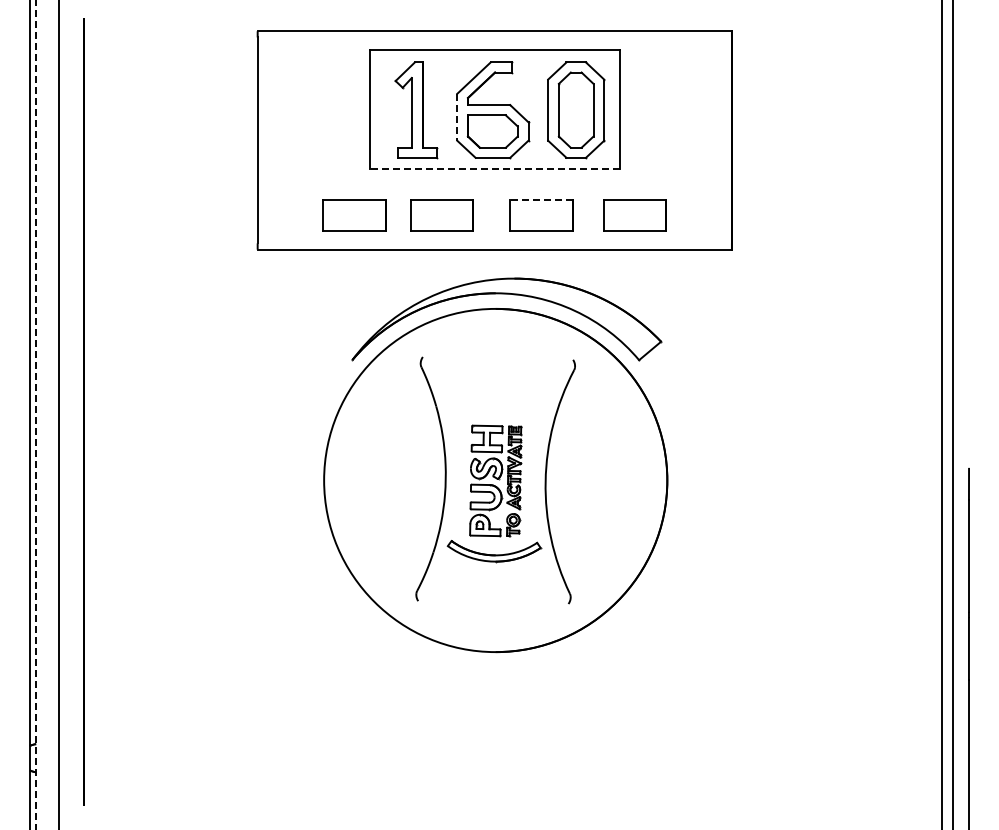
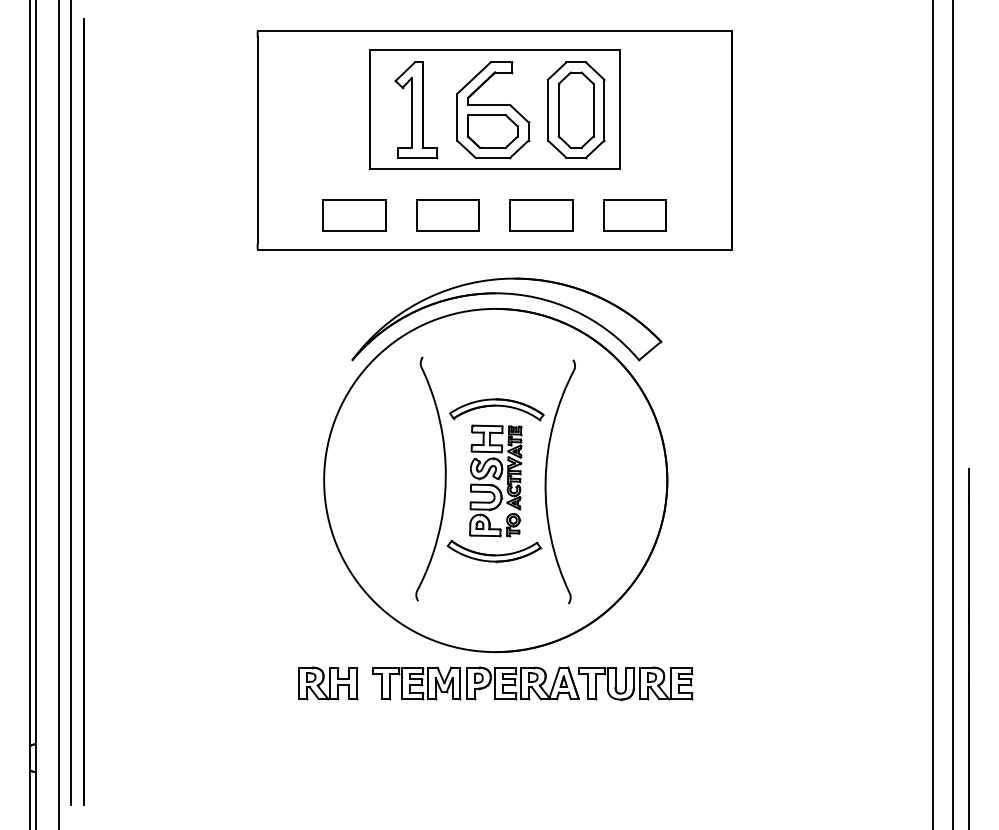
line: dashed -> solid (457, 117)
line: dashed -> solid (494, 168)
line: dashed -> solid (541, 199)
part position: (441, 215) -> (447, 215) (447, 215)
line: none -> present (71, 403)
part: none -> present (496, 409)
line position: (941, 414) -> (932, 414) (932, 414)
line: dashed -> solid (36, 415)
part: none -> present (328, 683)
part: none -> present (532, 683)
